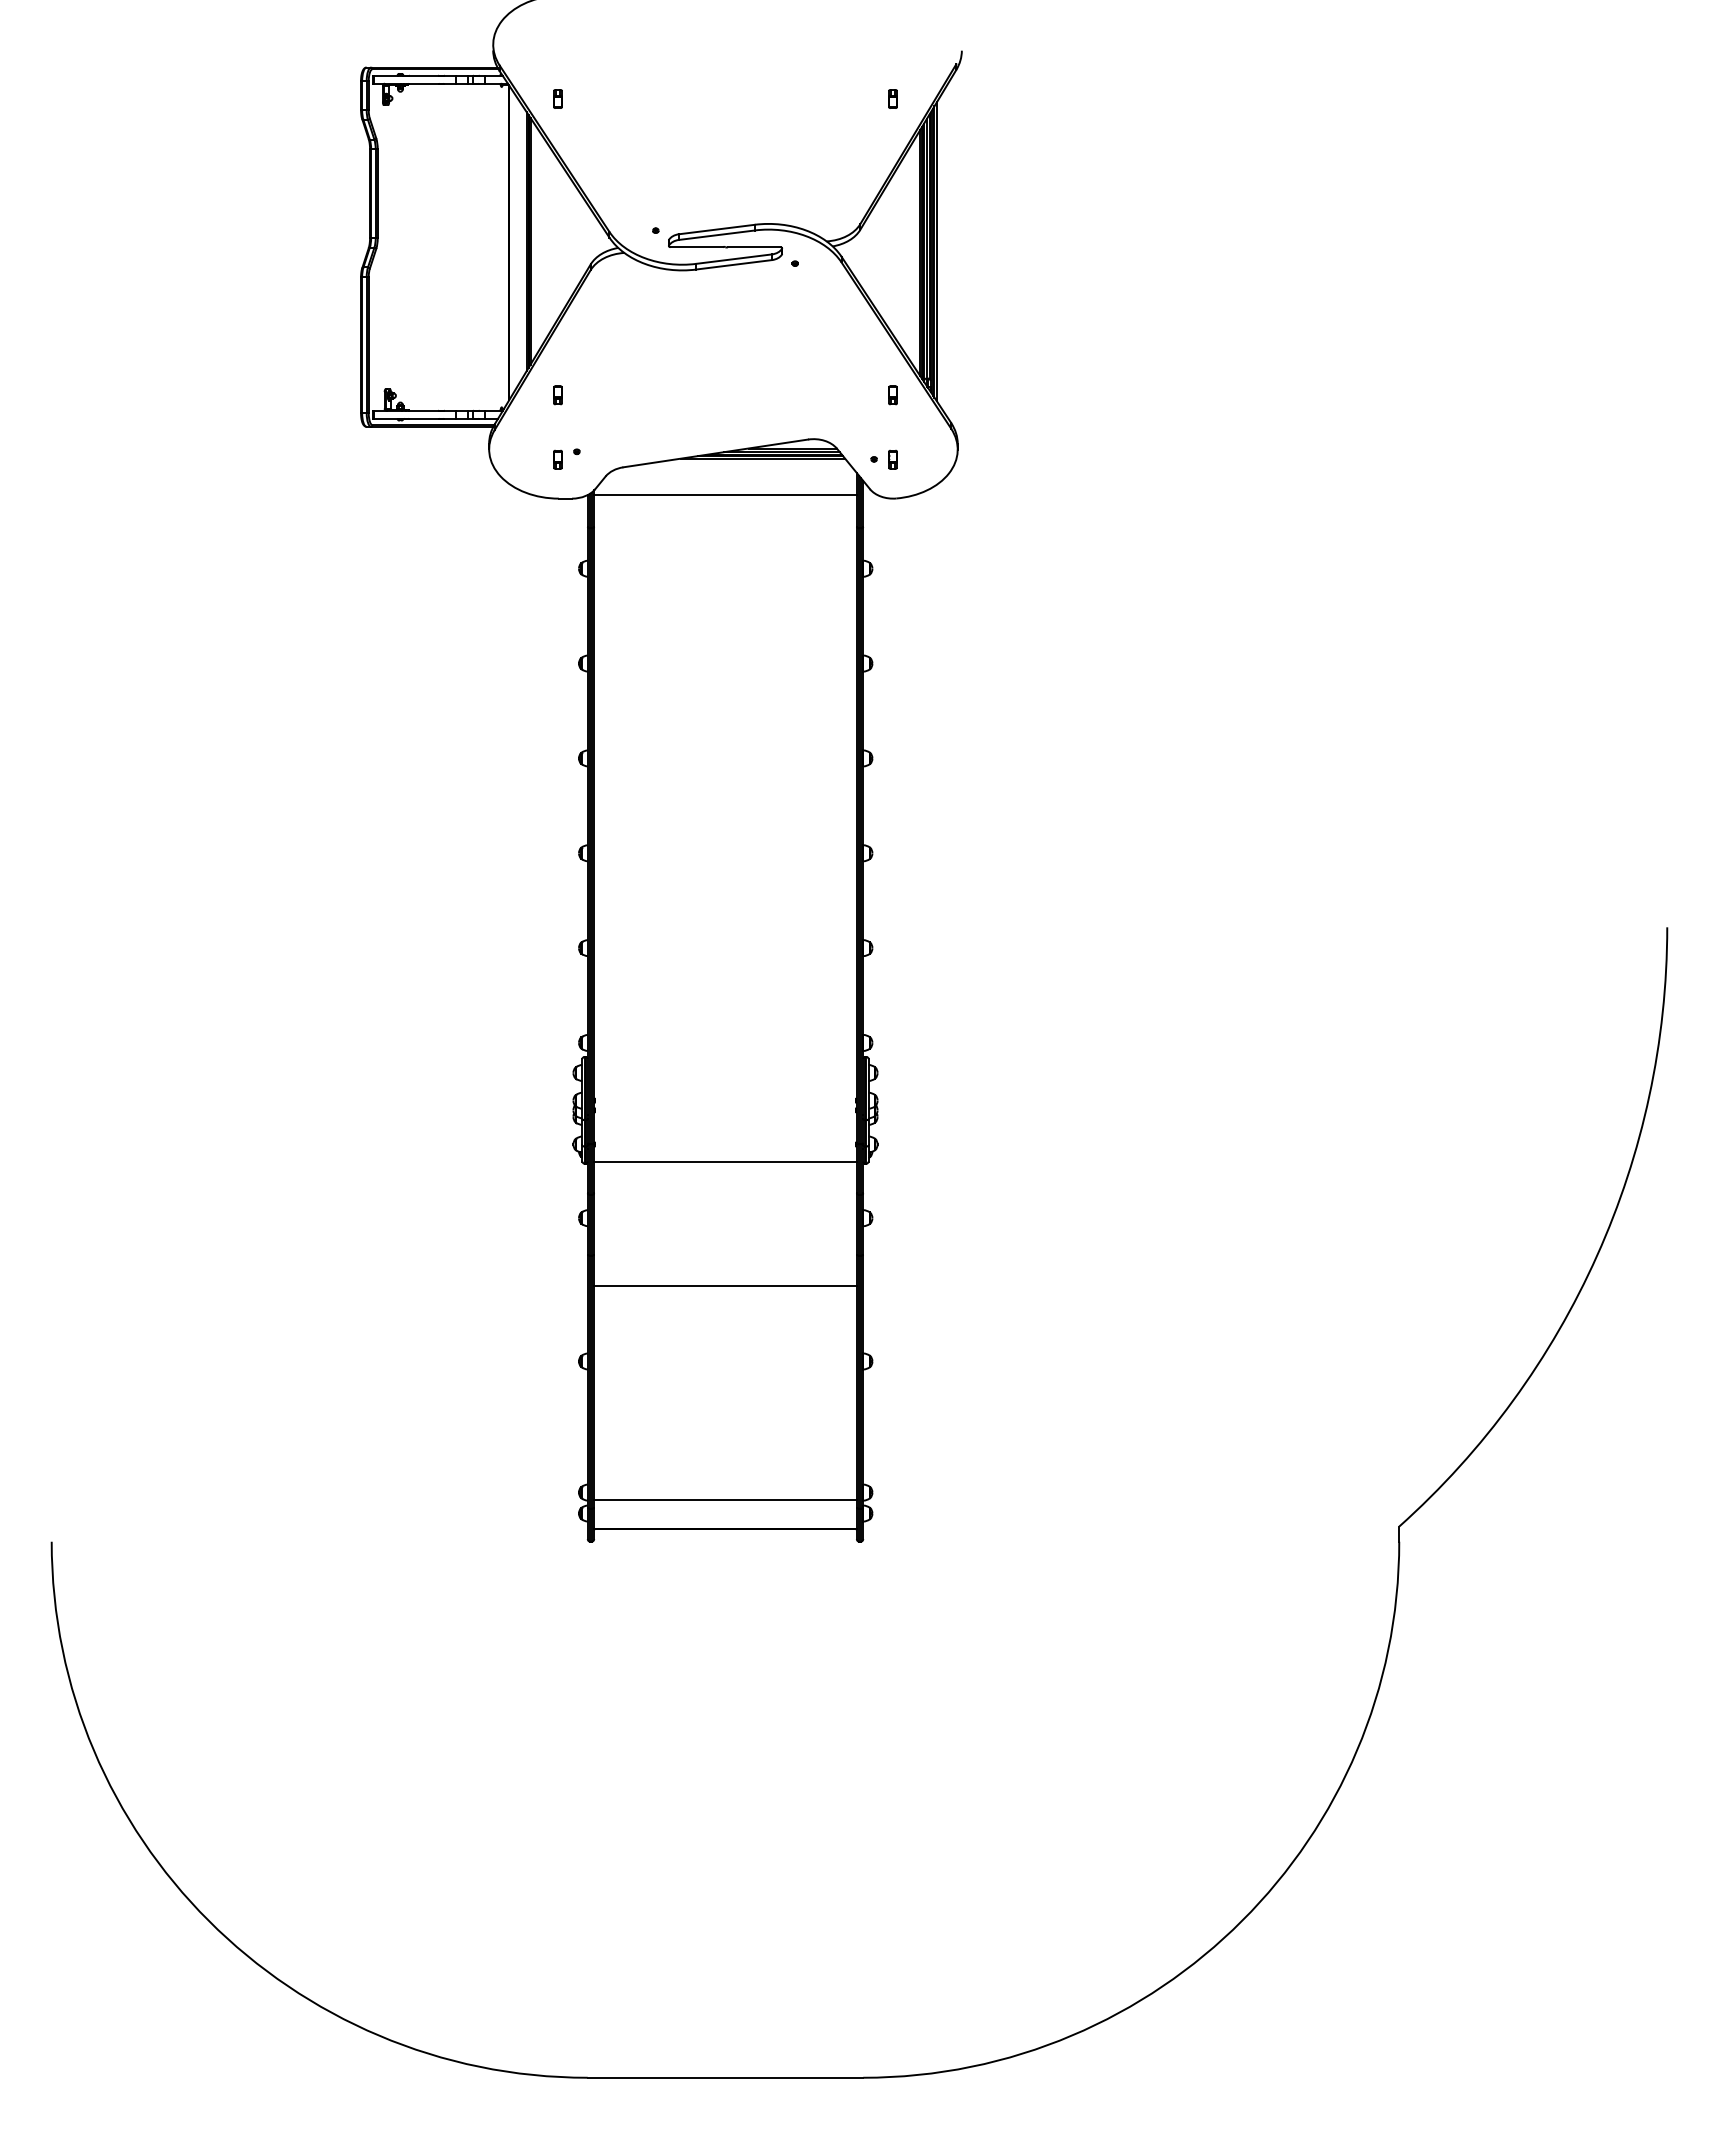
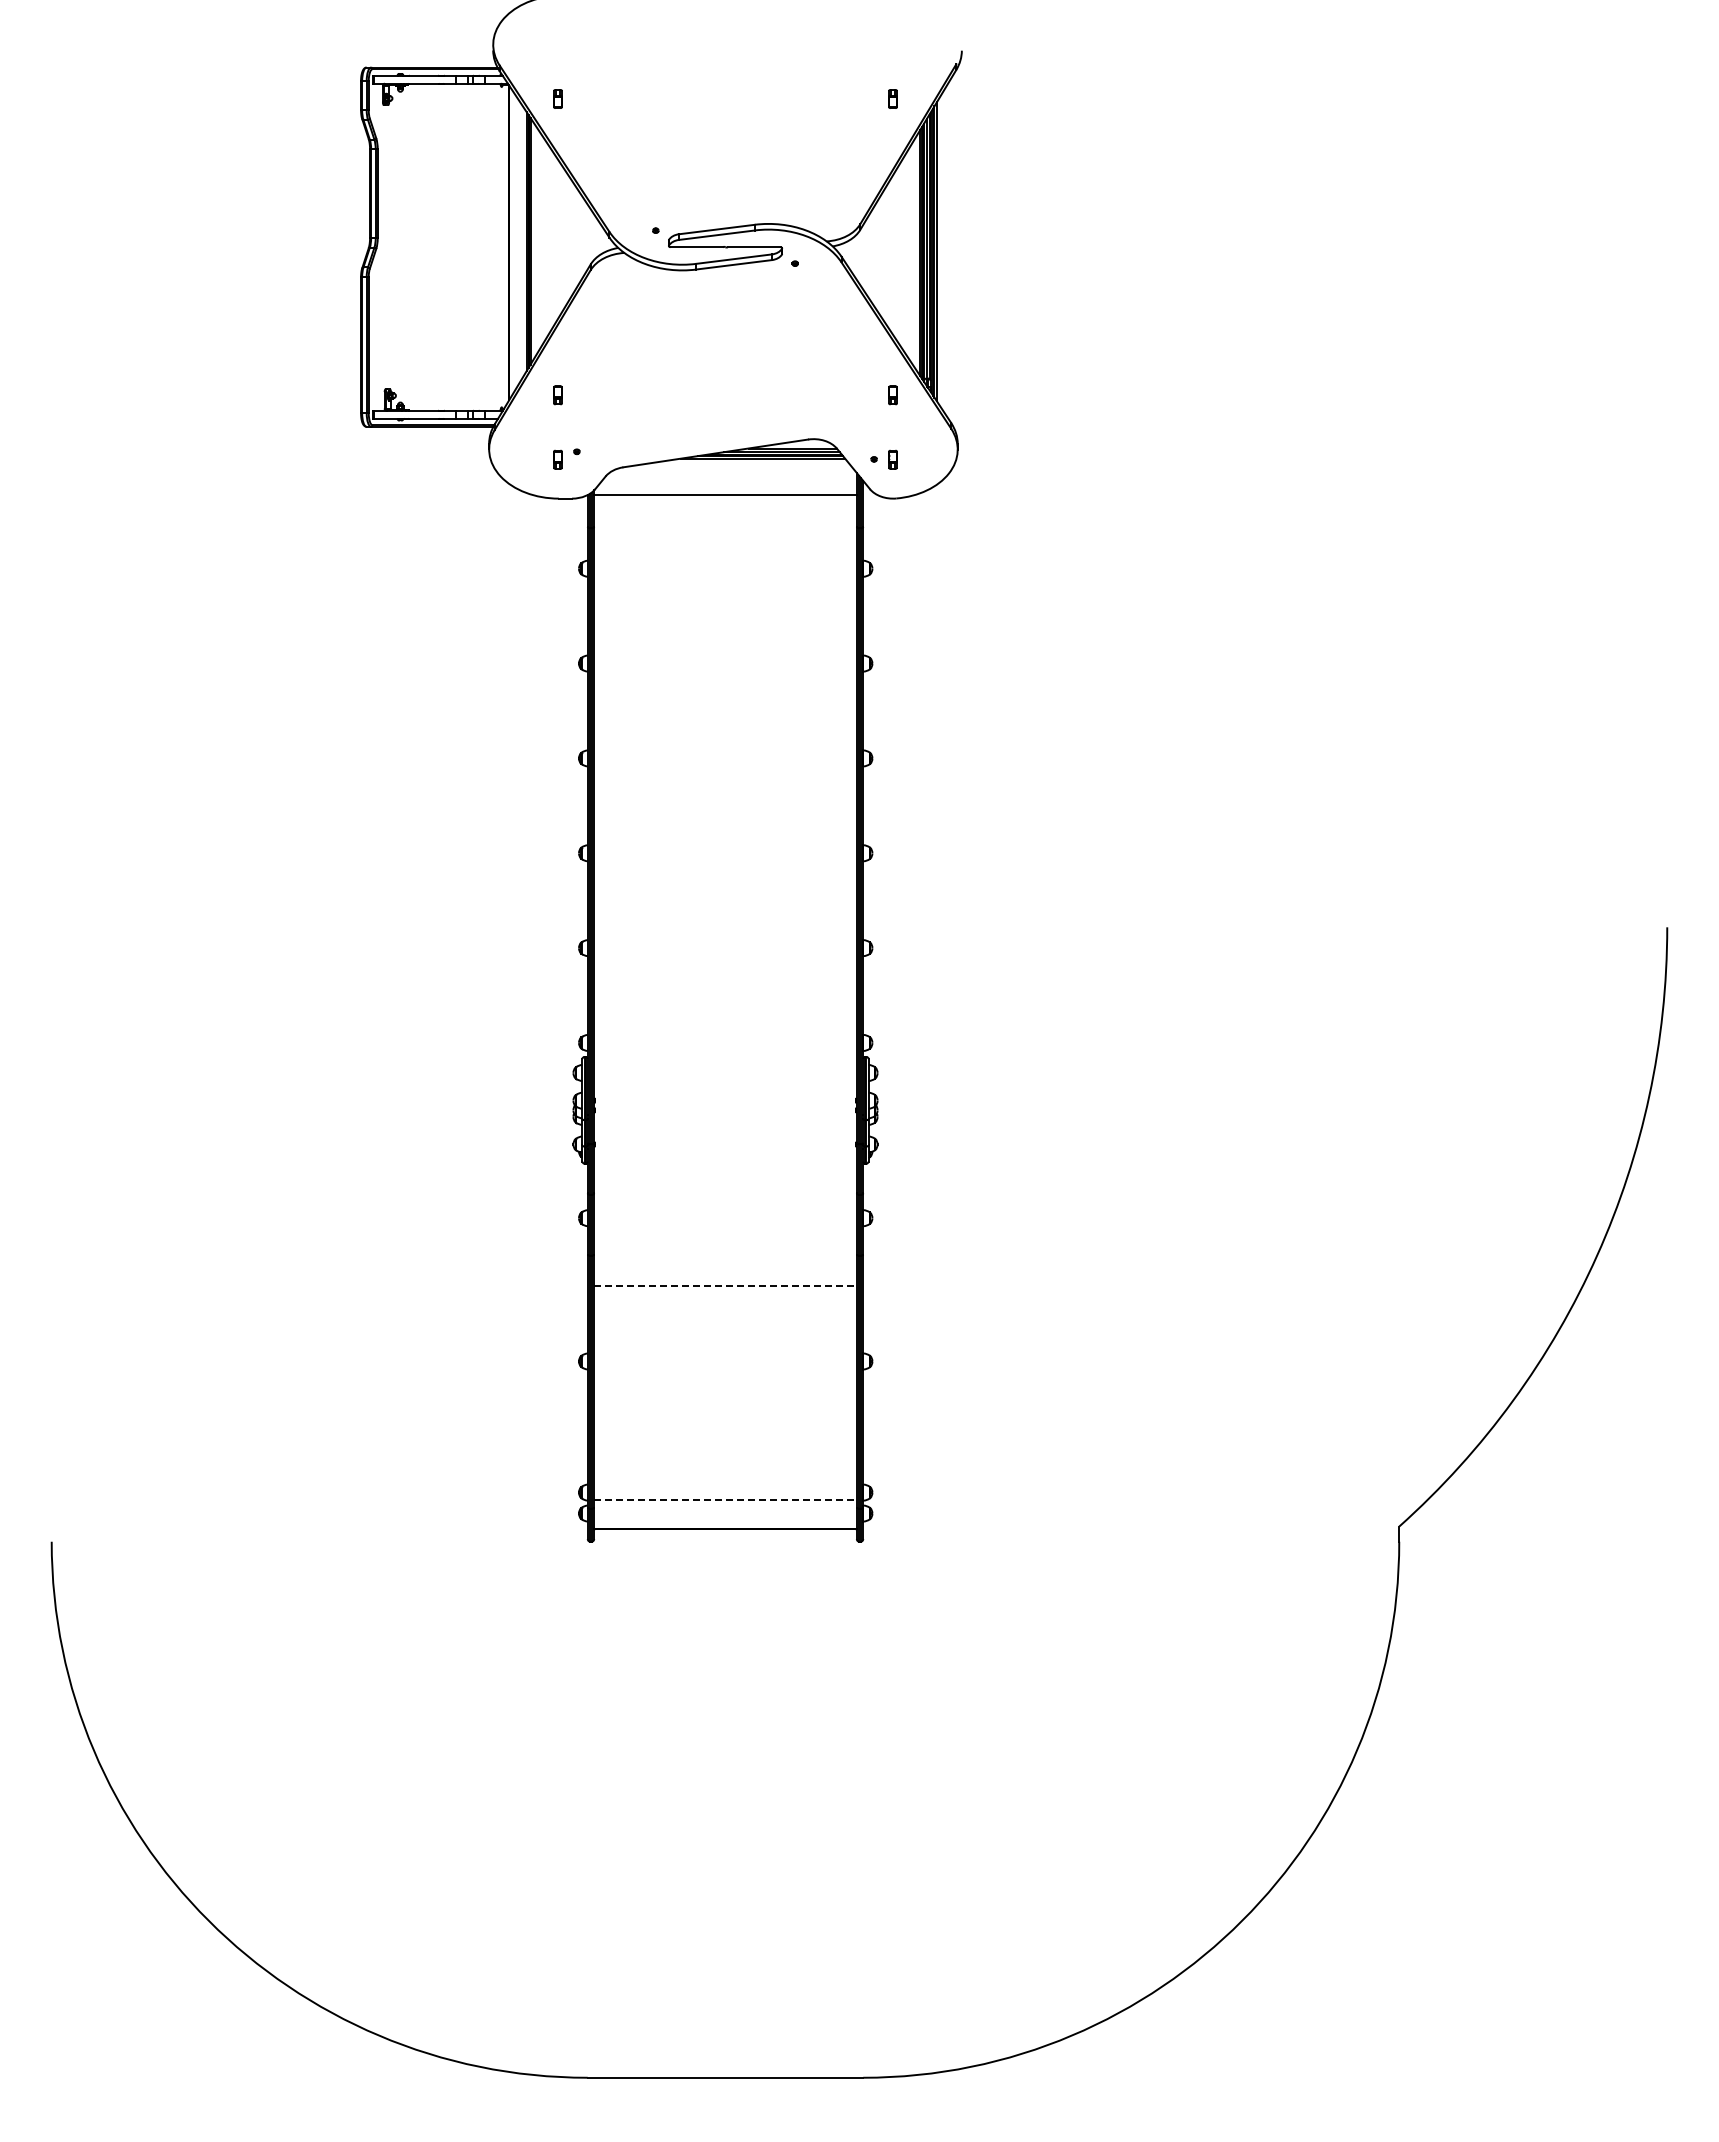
line: present -> none (725, 1161)
line: solid -> dashed (725, 1286)
line: solid -> dashed (725, 1499)
